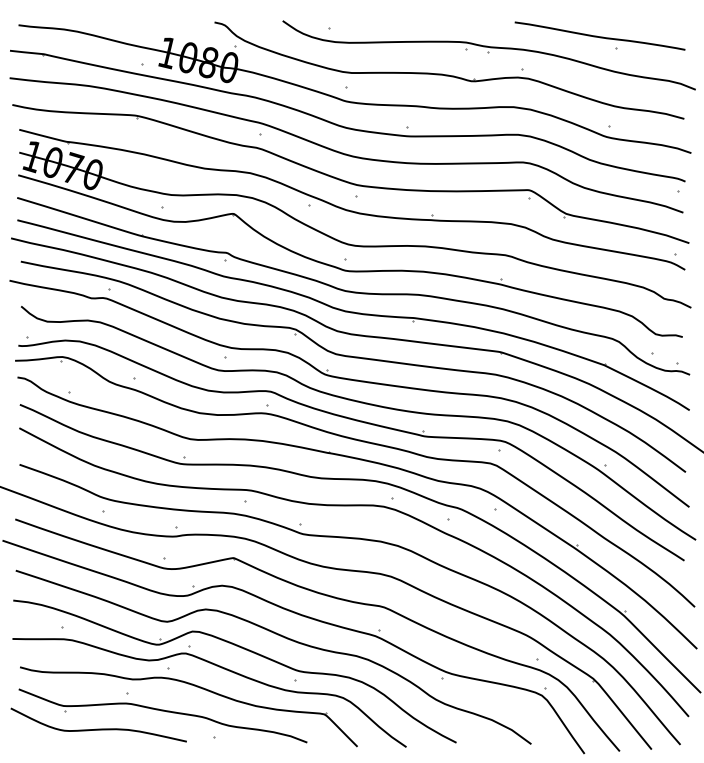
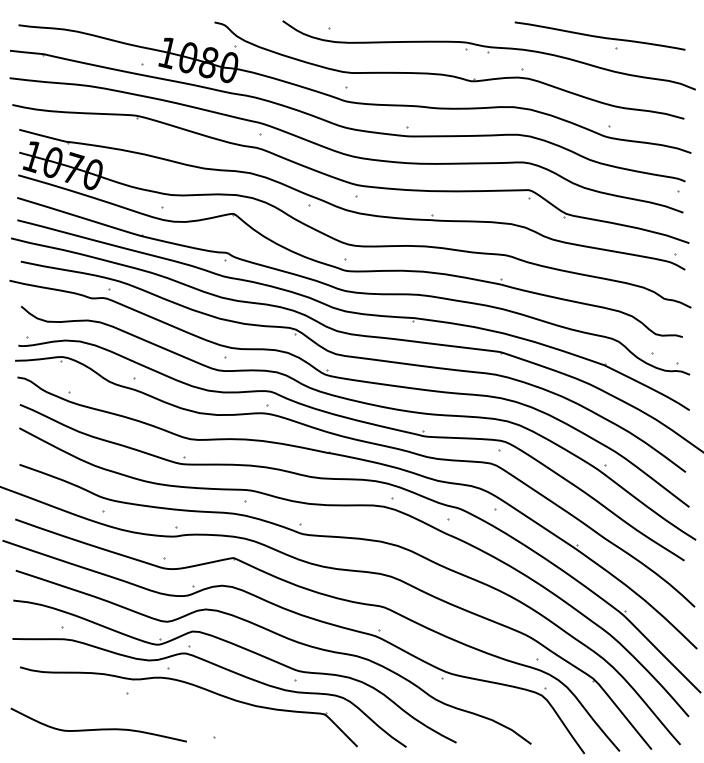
part: present -> none (162, 715)
